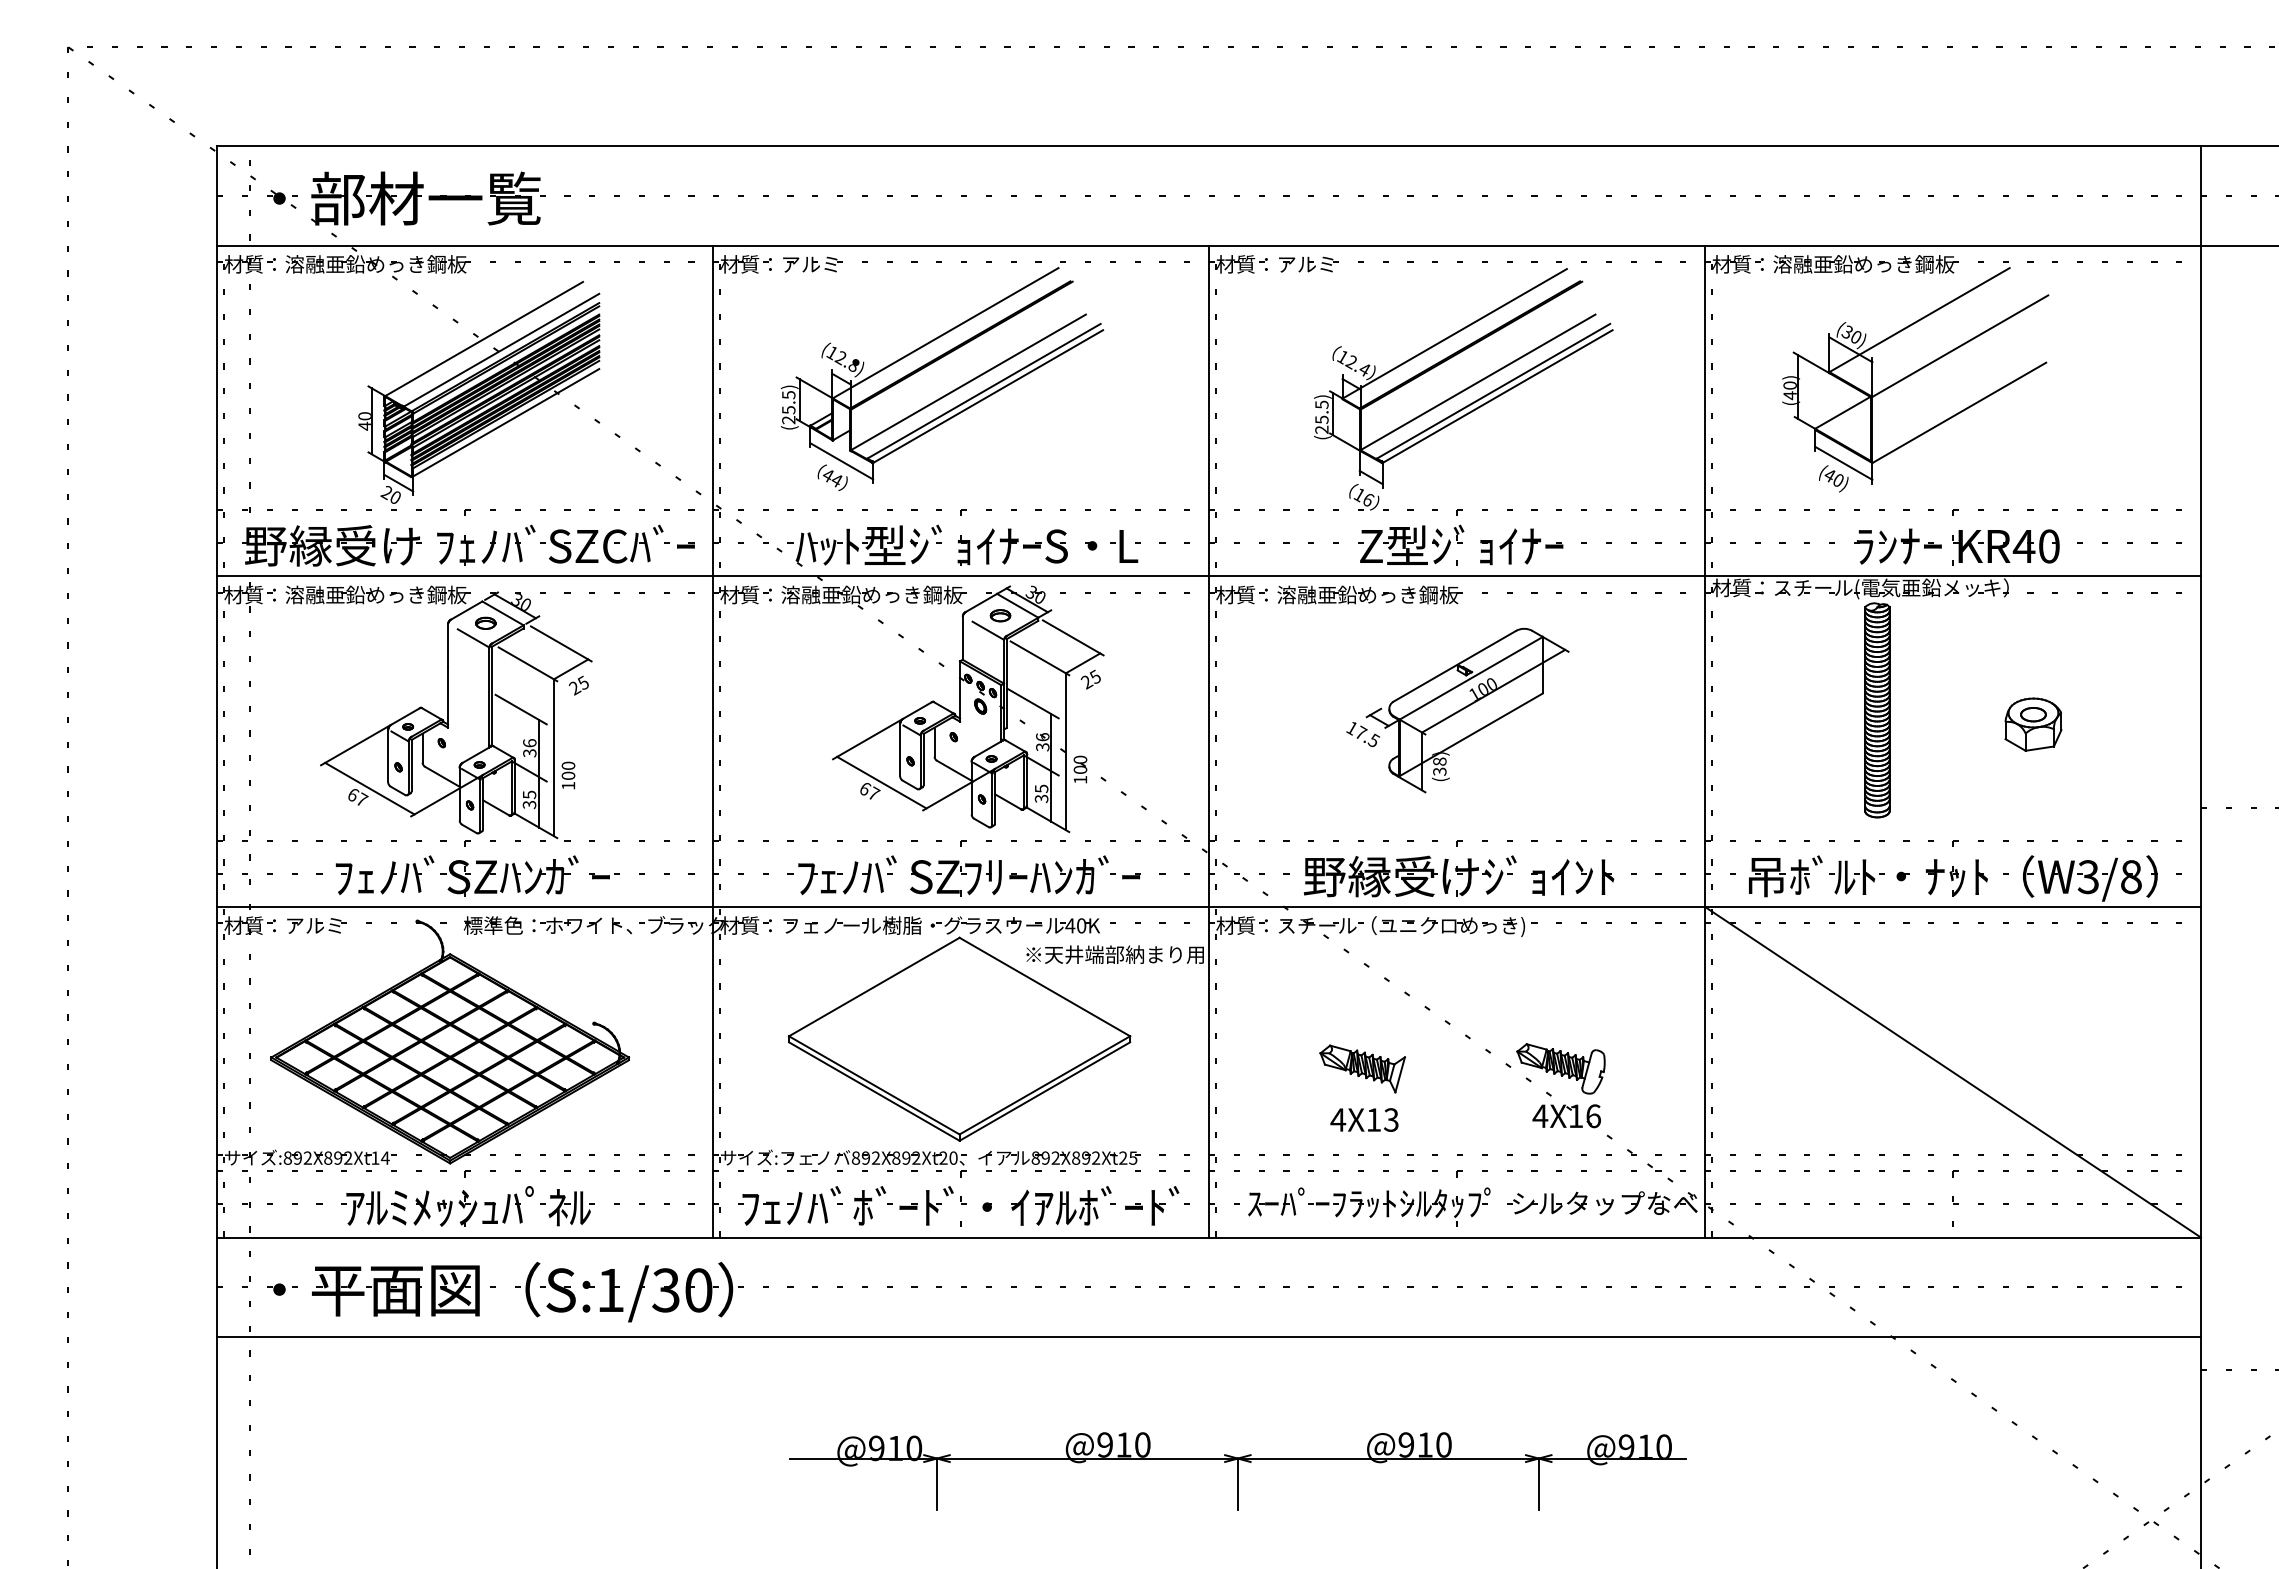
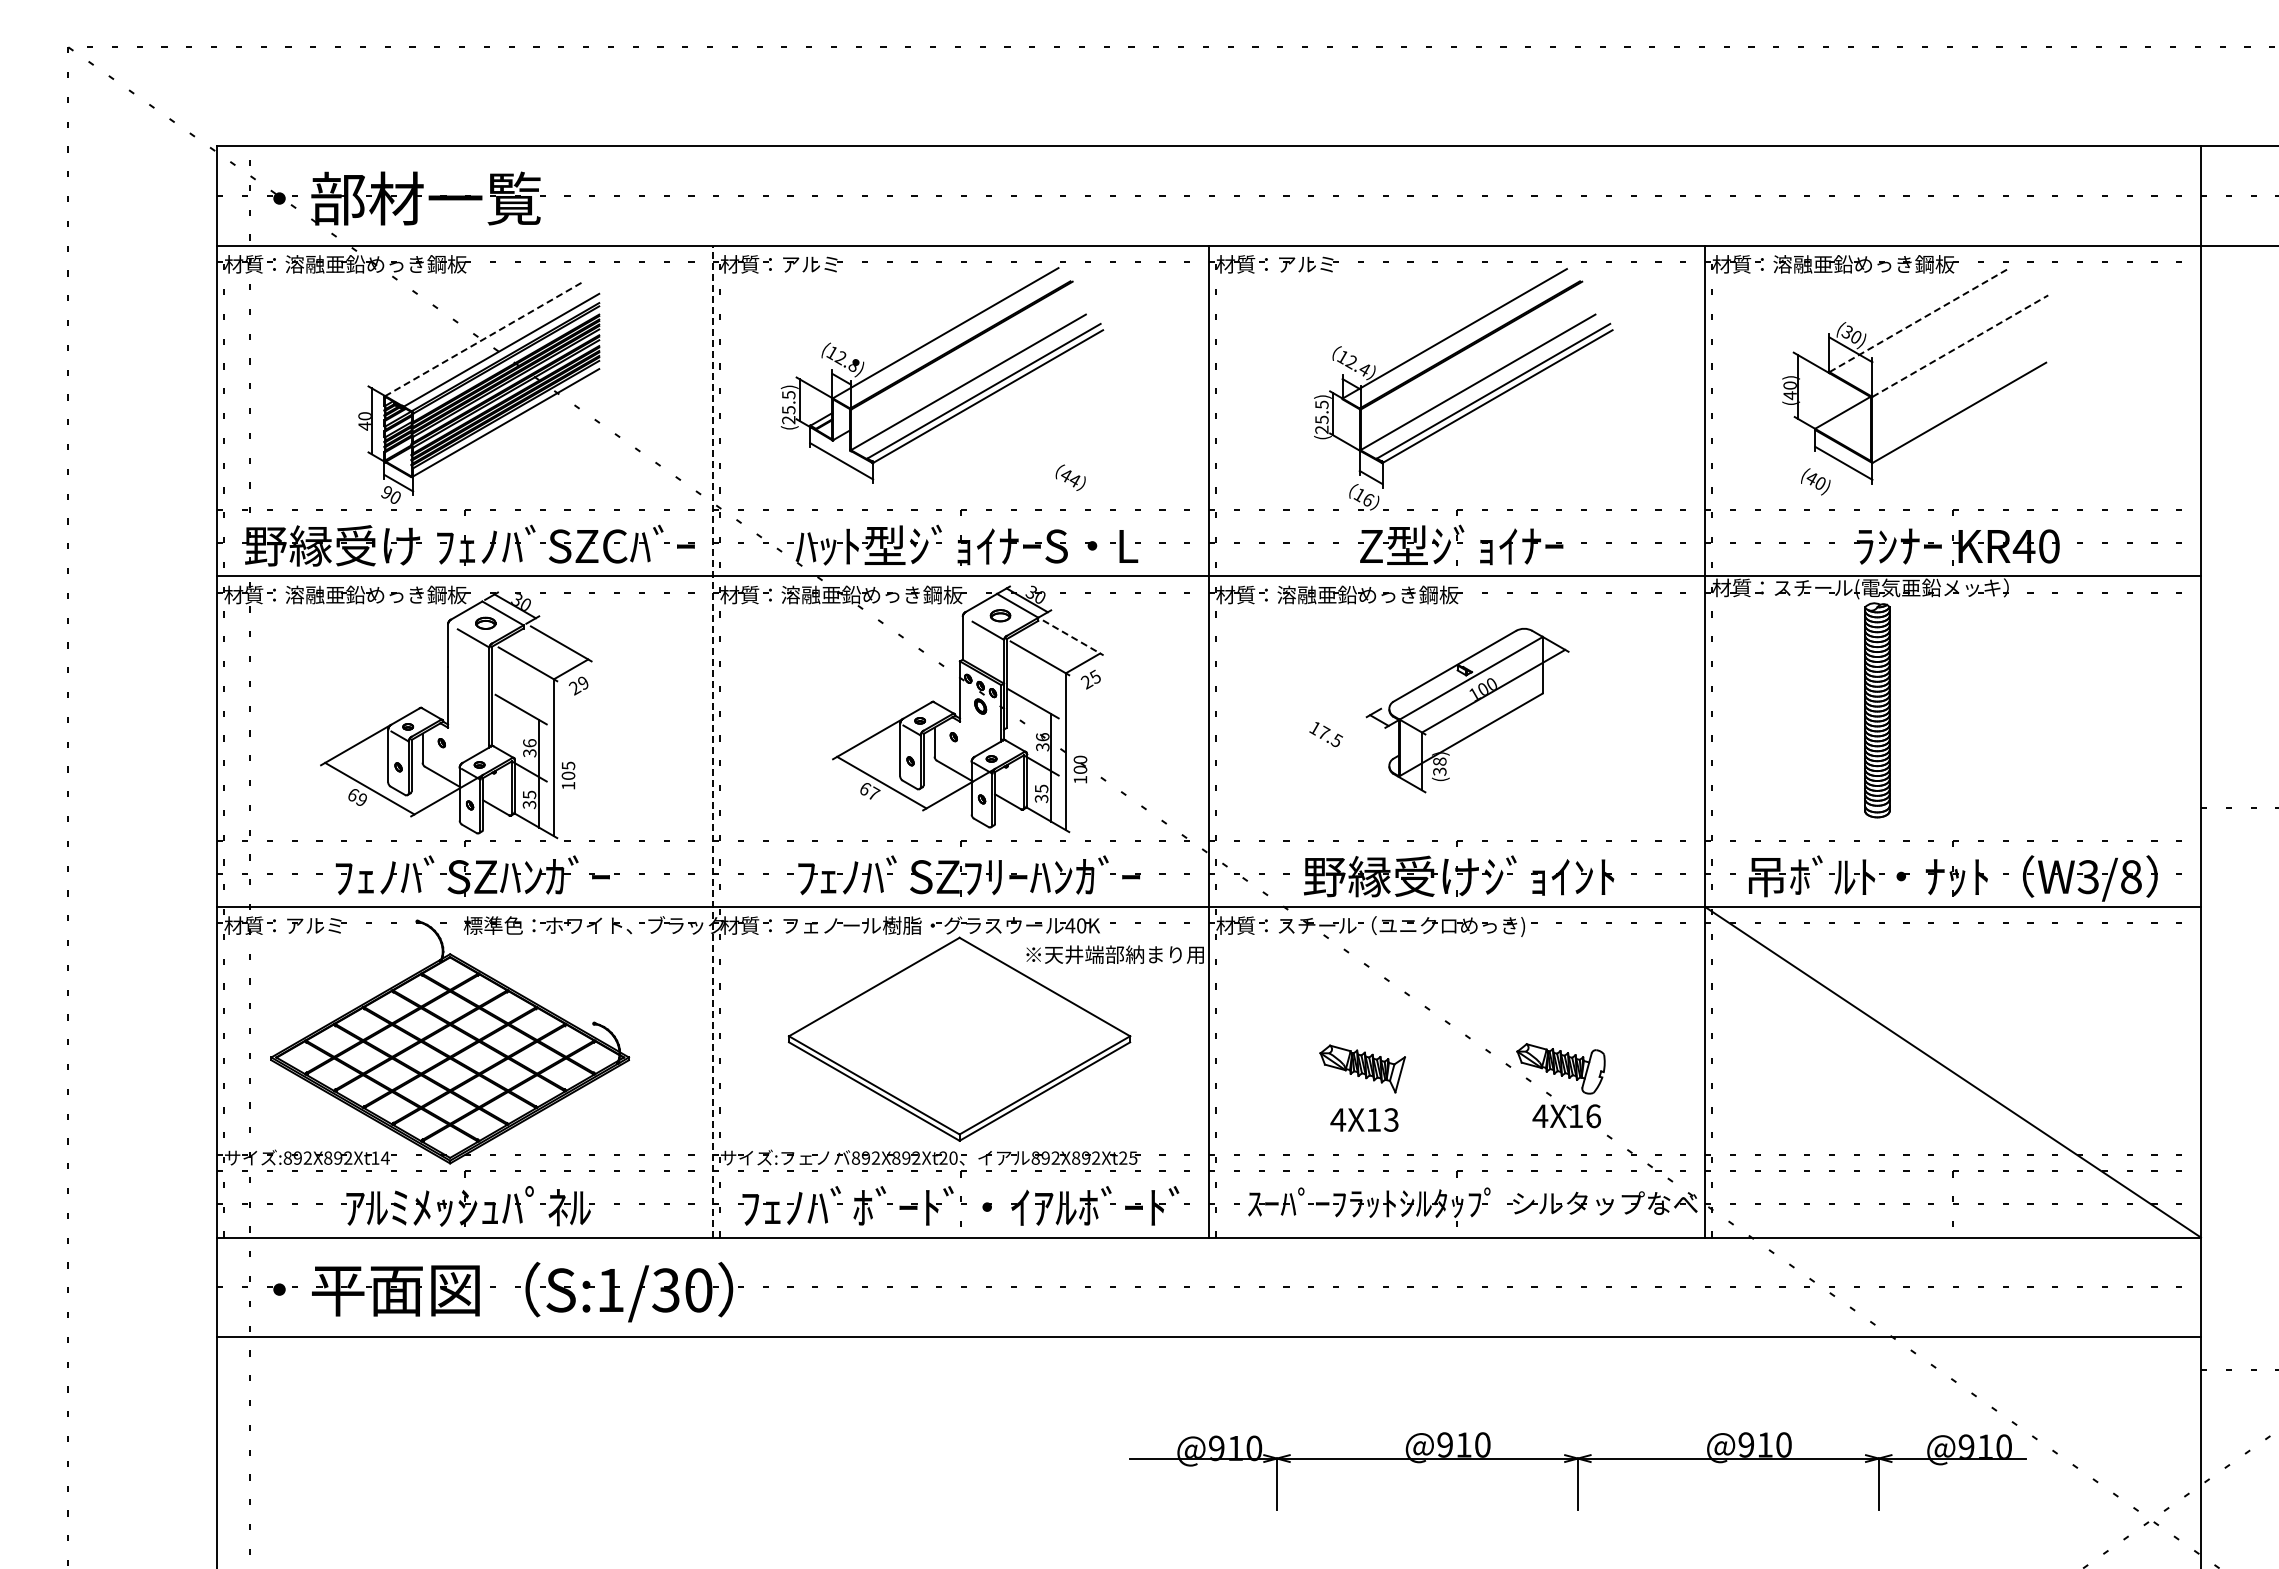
line: solid -> dashed (1920, 319)
line: solid -> dashed (484, 338)
line: solid -> dashed (1960, 346)
text position: (832, 477) -> (1070, 477) (1070, 477)
text position: (1833, 478) -> (1815, 481) (1815, 481)
text: 20 -> 90 (386, 493)
line: solid -> dashed (1073, 638)
text: 25 -> 29 (582, 682)
part: present -> none (2033, 724)
text position: (1362, 734) -> (1325, 734) (1325, 734)
line: solid -> dashed (713, 741)
text: 100 -> 105 (568, 765)
text: 67 -> 69 (362, 798)
part position: (1237, 1471) -> (1577, 1471) (1577, 1471)
